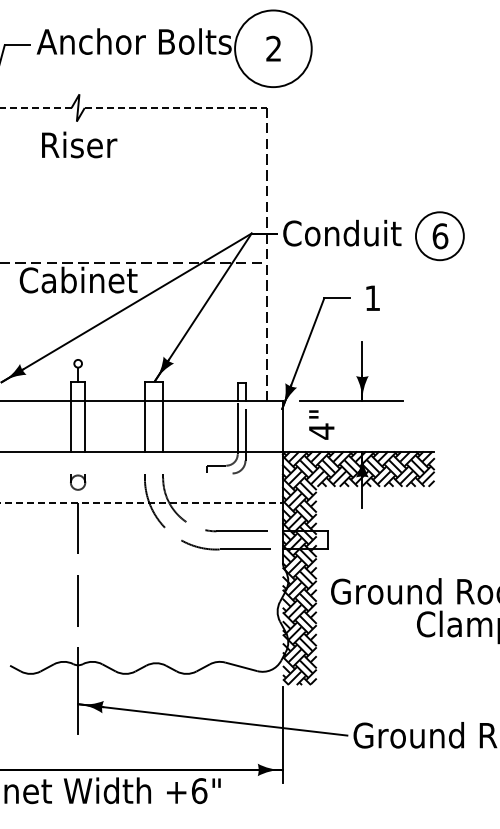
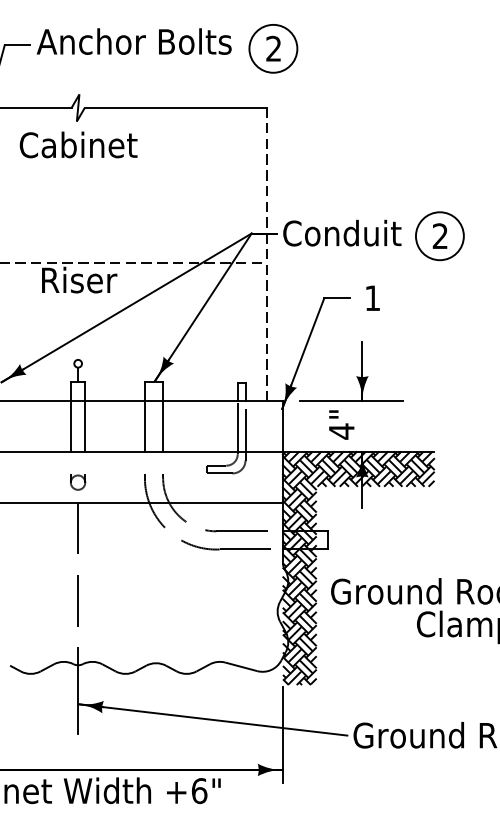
circle diameter: 77 px -> 48 px (273, 48)
line: dashed -> solid (36, 107)
line: dashed -> solid (176, 107)
text: Riser -> Cabinet (78, 144)
text: 6 -> 2 (440, 236)
text: Cabinet -> Riser (78, 279)
text position: (321, 424) -> (341, 424) (341, 424)
line: none -> present (219, 473)
line: dashed -> solid (142, 502)
